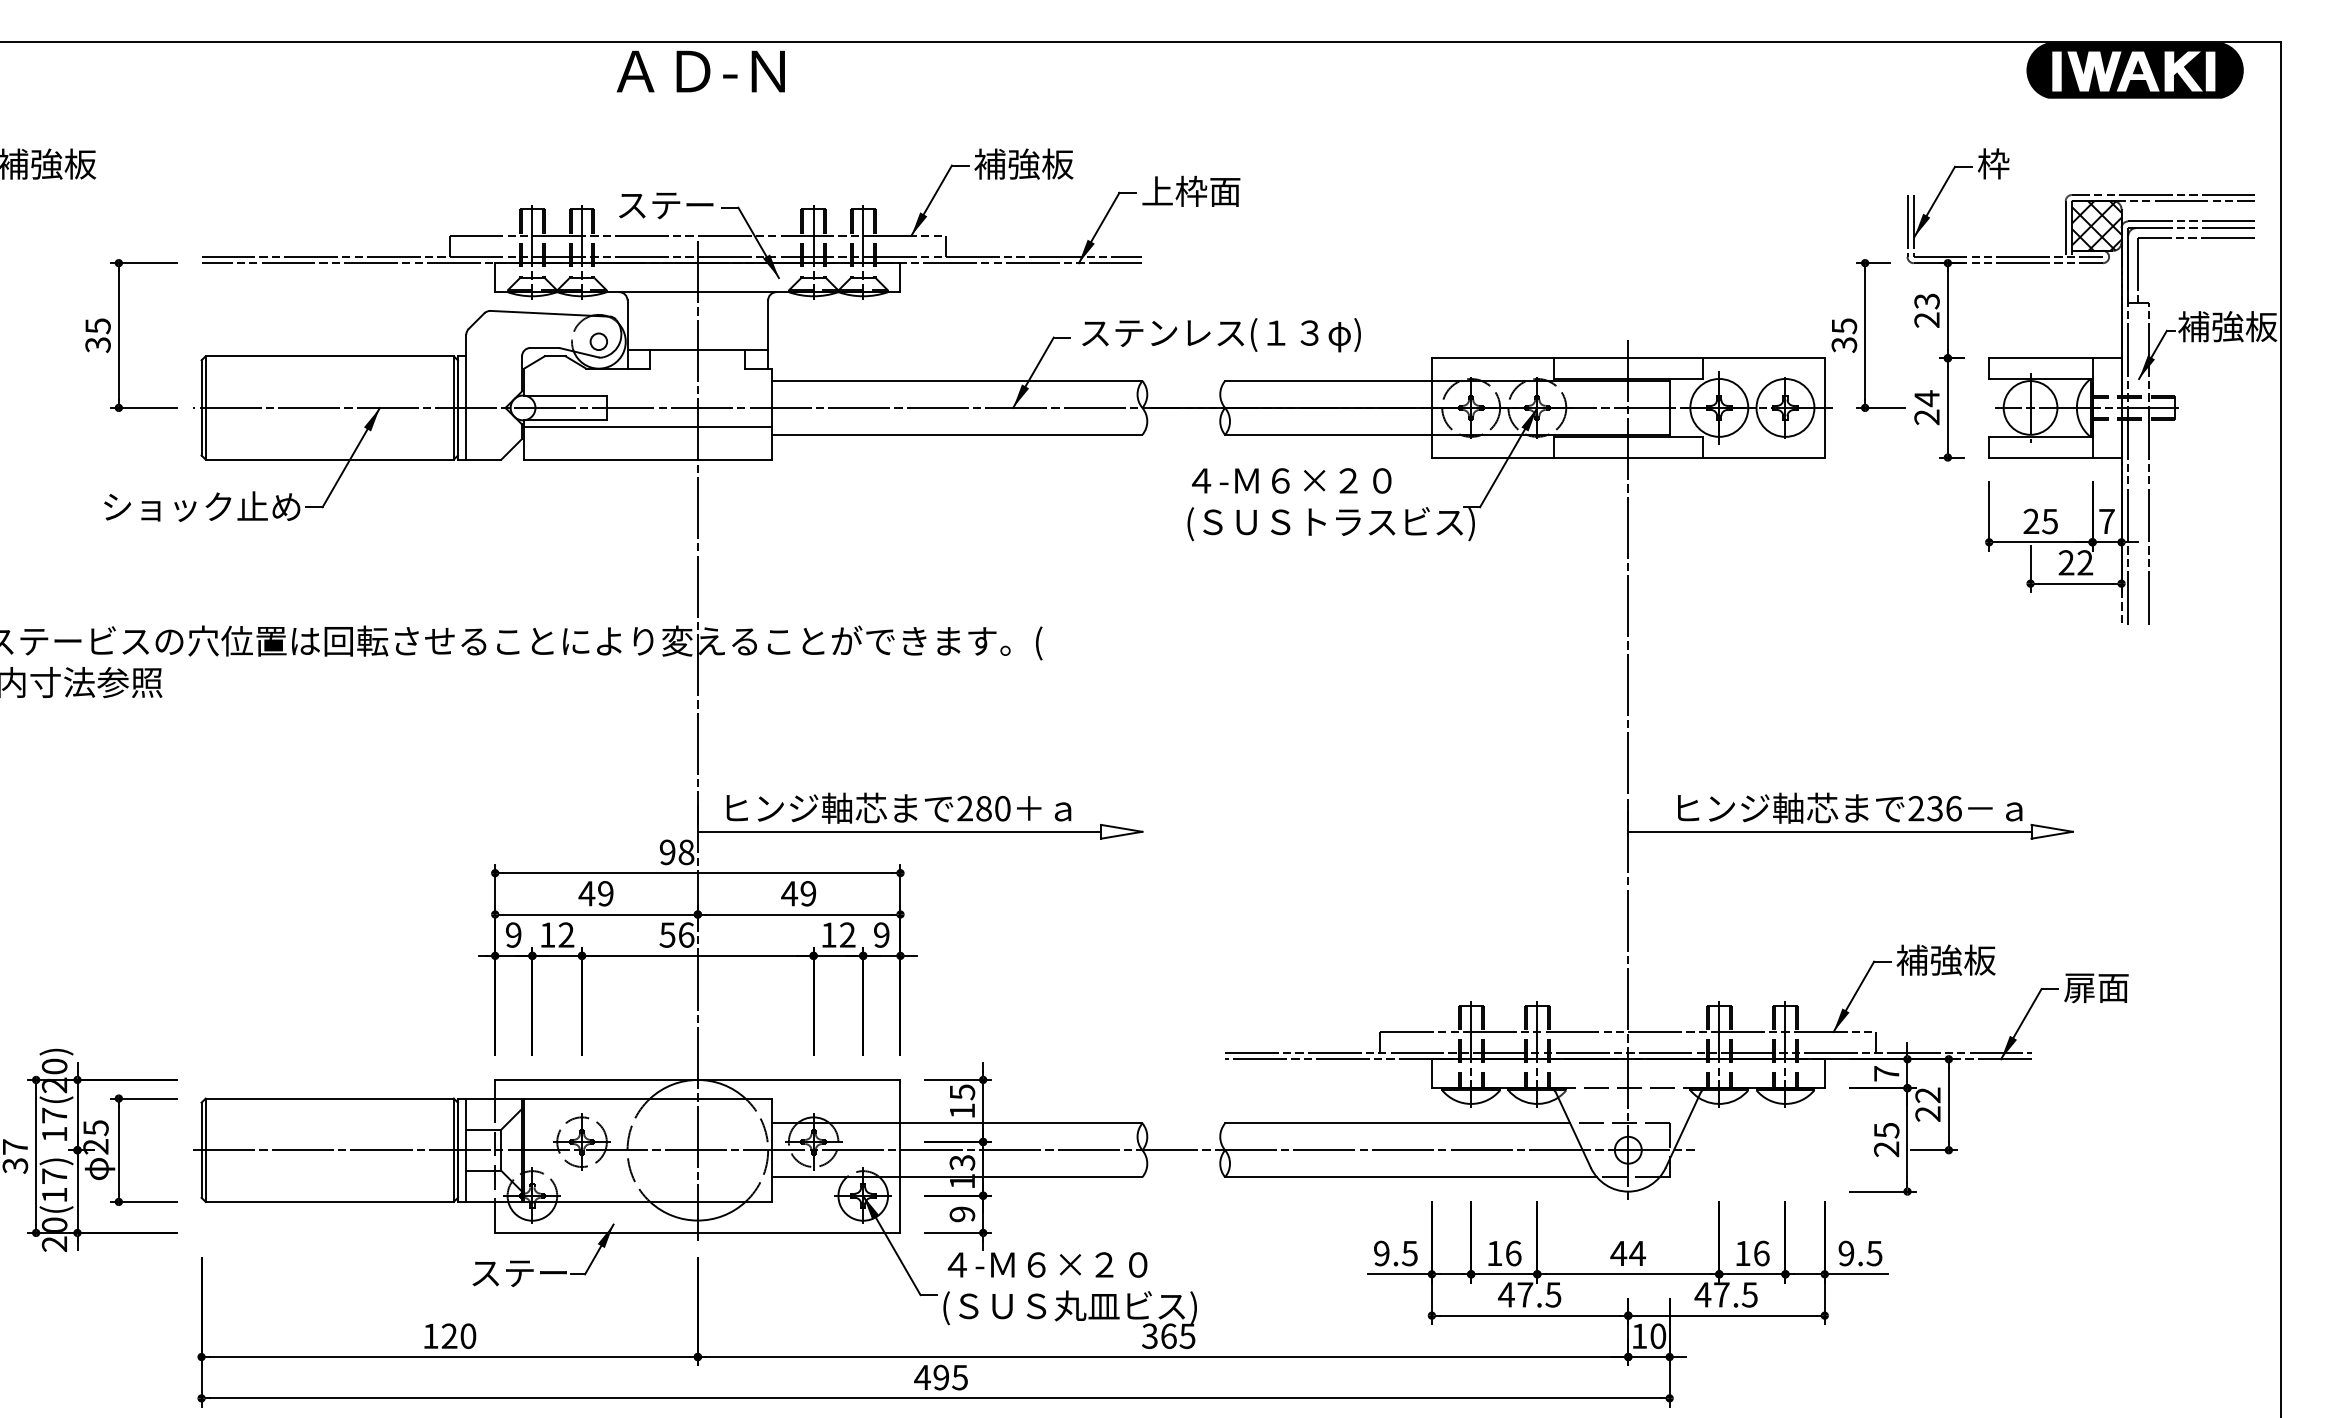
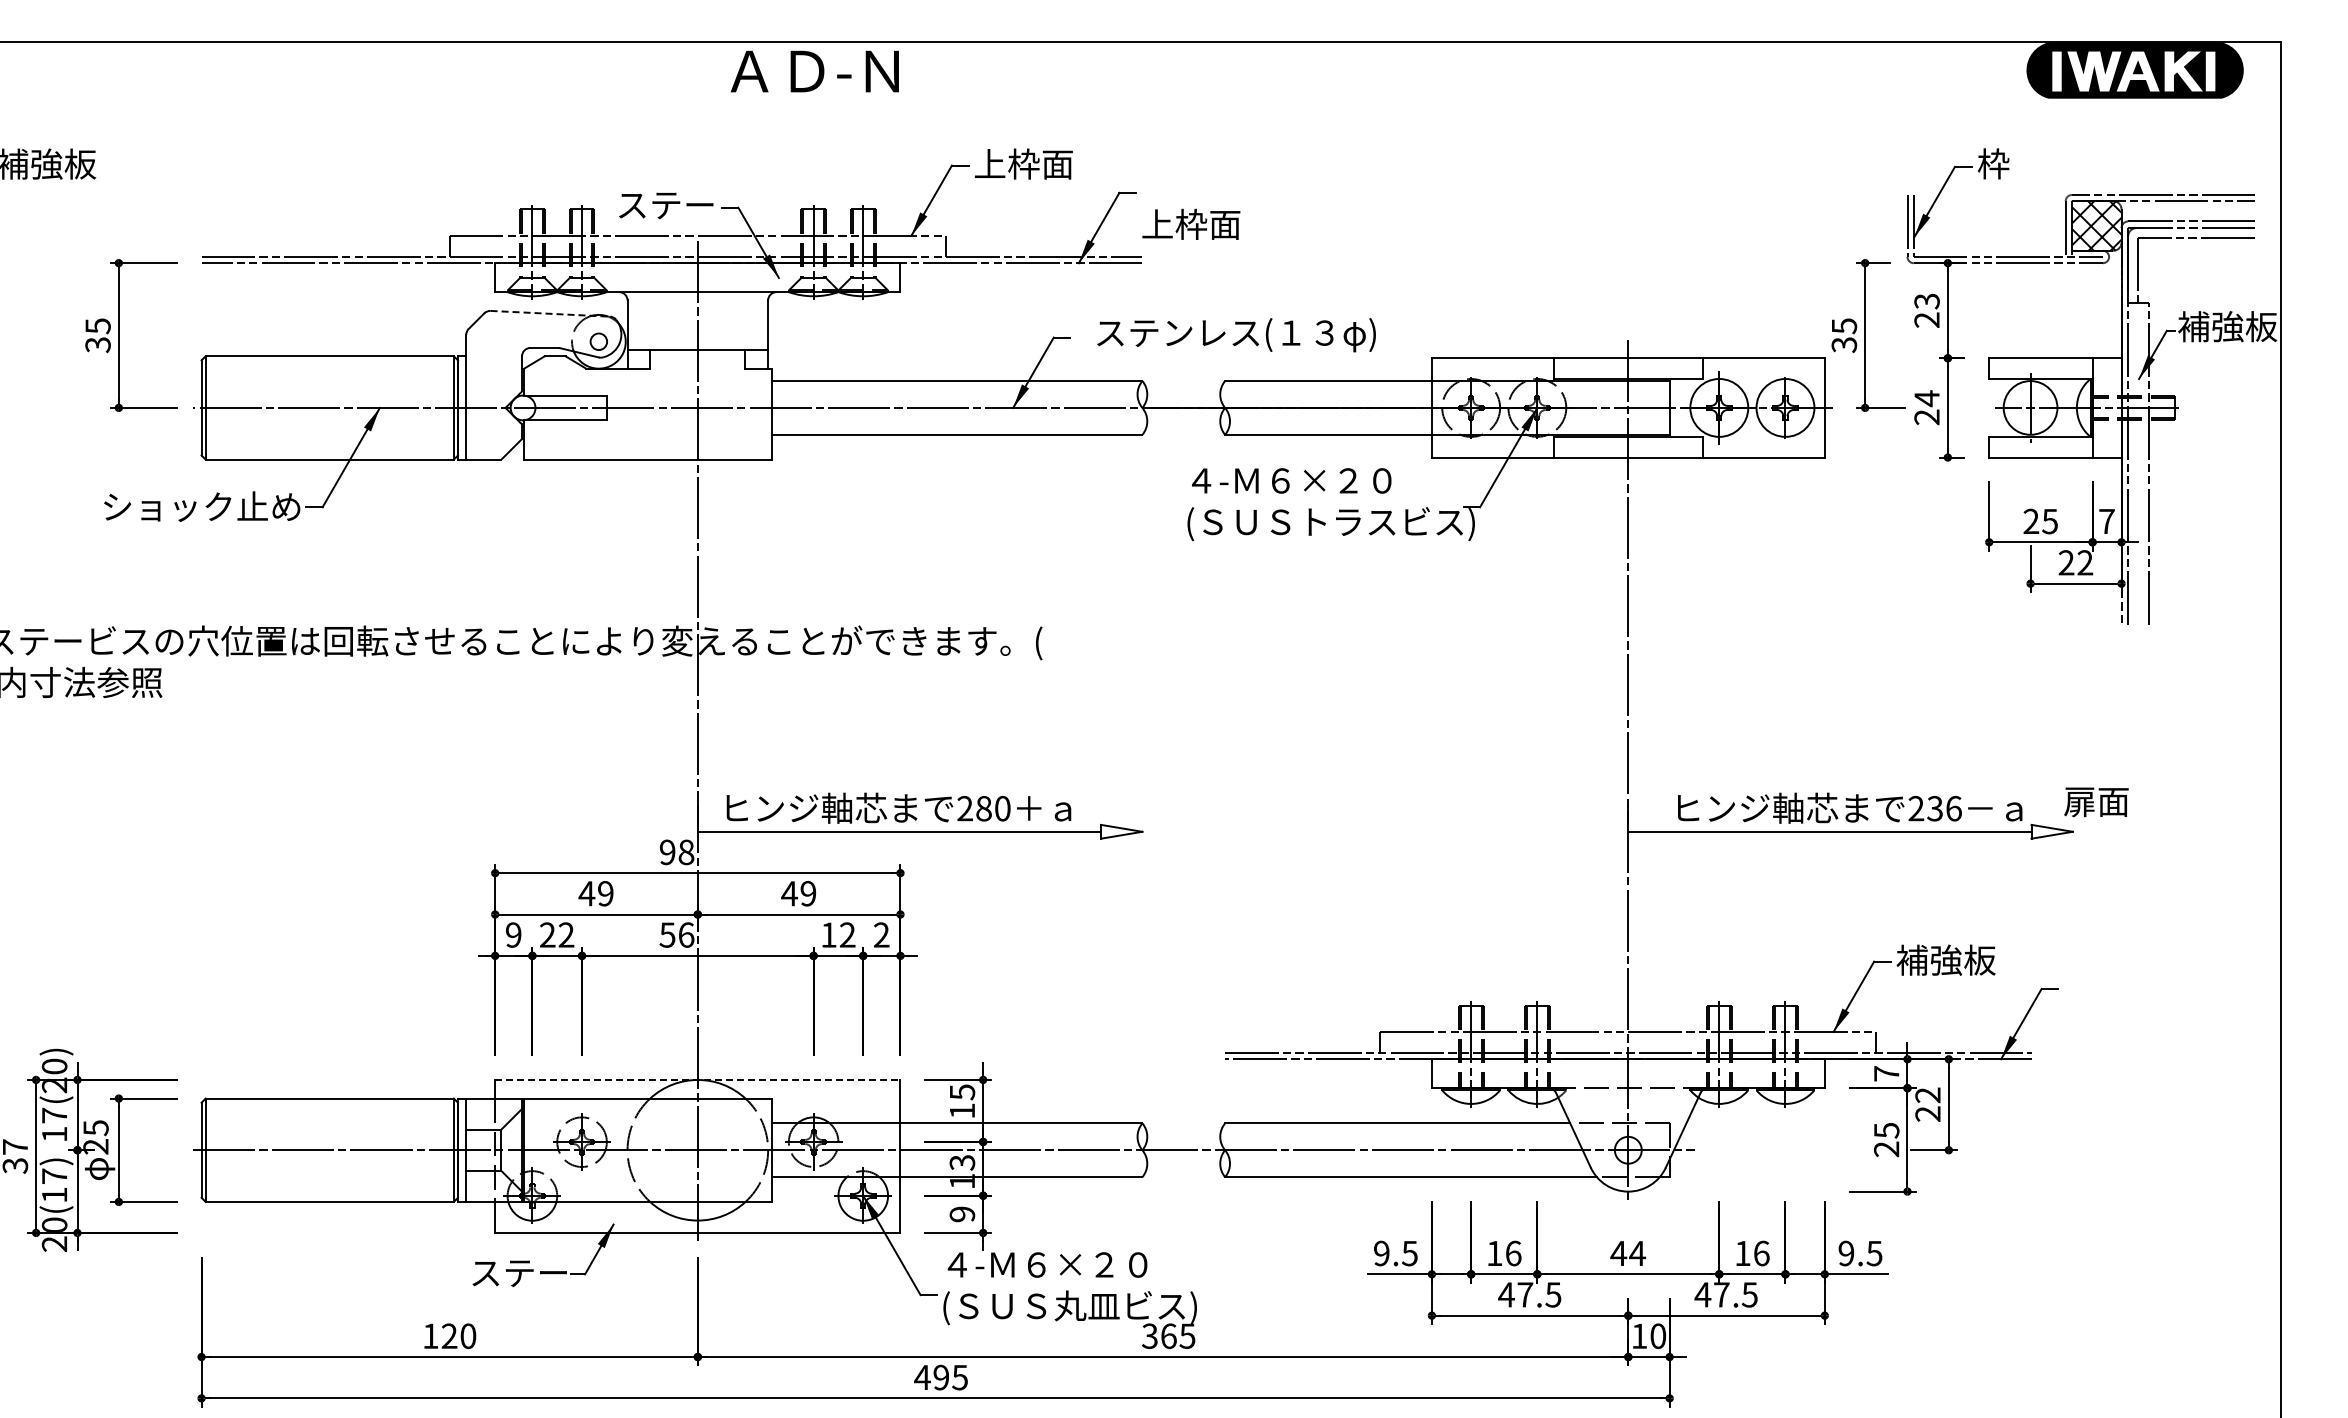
text position: (700, 71) -> (814, 71) (814, 71)
text: 補強板 -> 上枠面 (1023, 163)
text position: (1191, 190) -> (1191, 223) (1191, 223)
line: solid -> dashed (550, 313)
text position: (1221, 335) -> (1236, 335) (1236, 335)
line: present -> none (648, 426)
text: 12 -> 22 (547, 934)
text: 9 -> 2 (881, 934)
text position: (2096, 988) -> (2096, 802) (2096, 802)
line: solid -> dashed (697, 1079)
